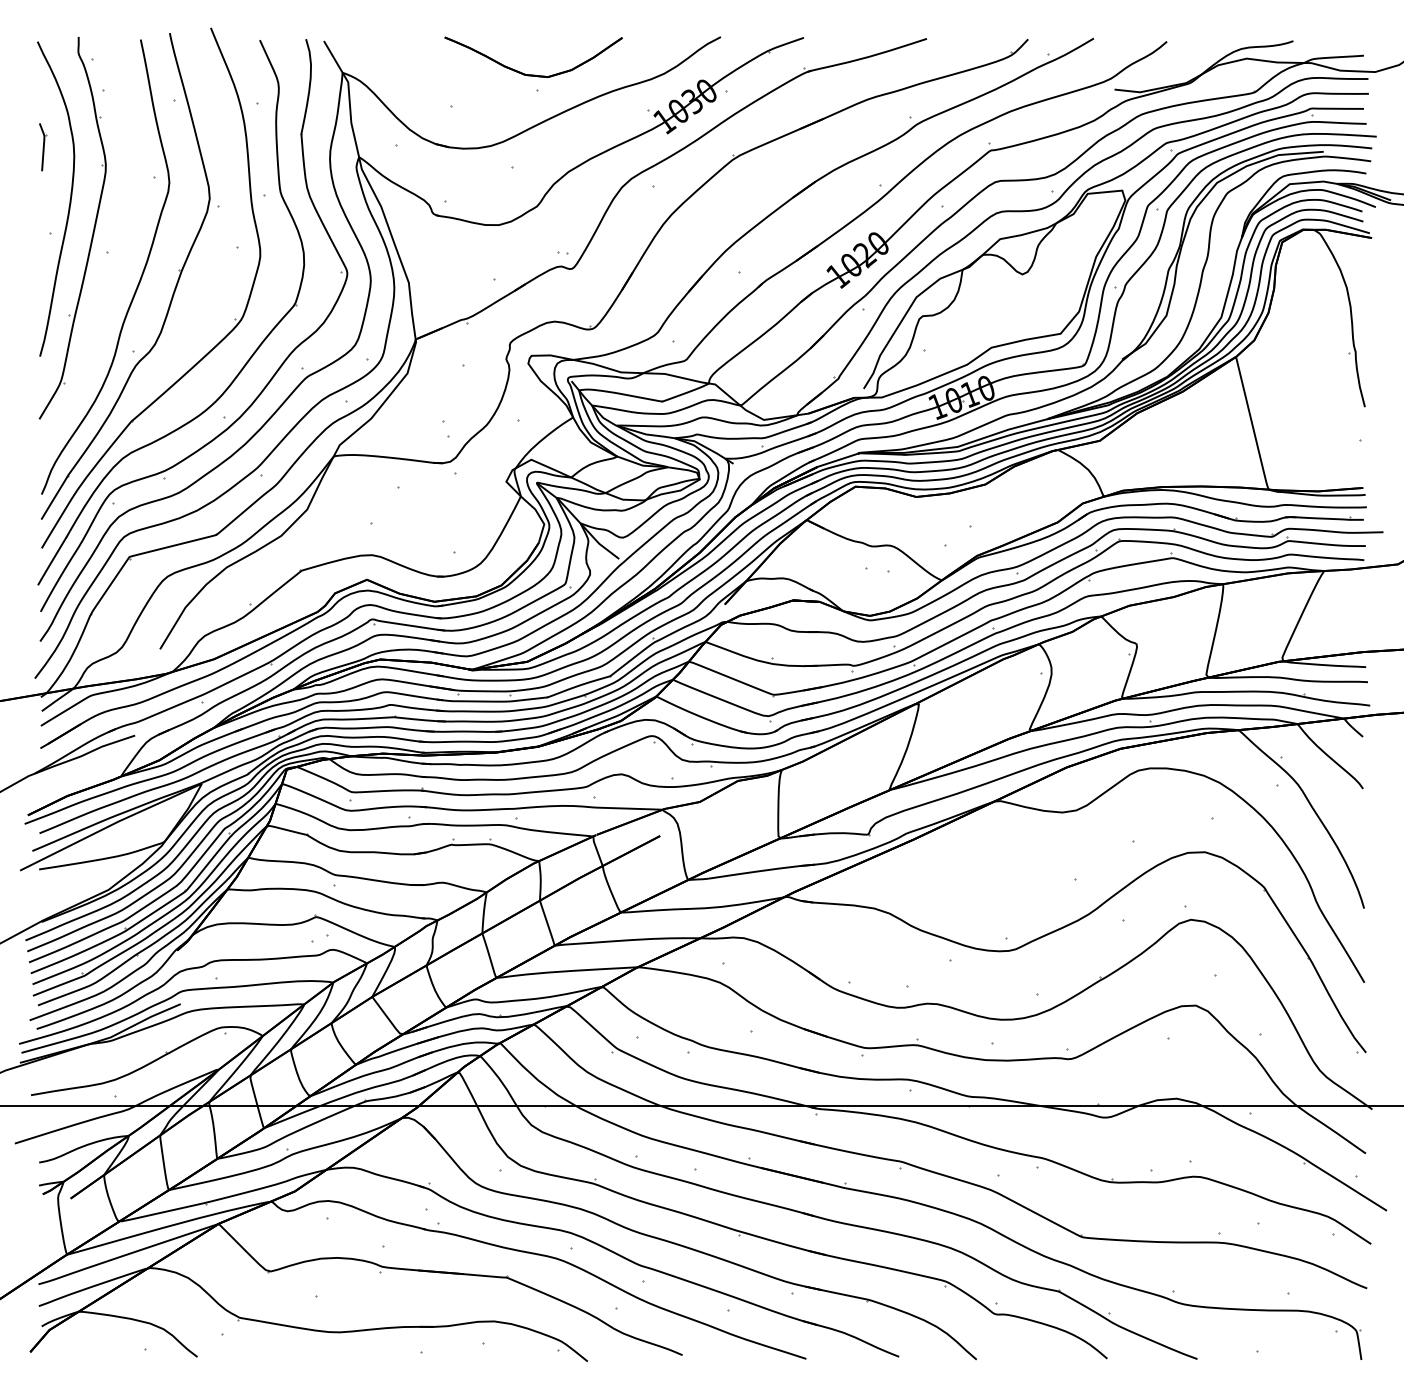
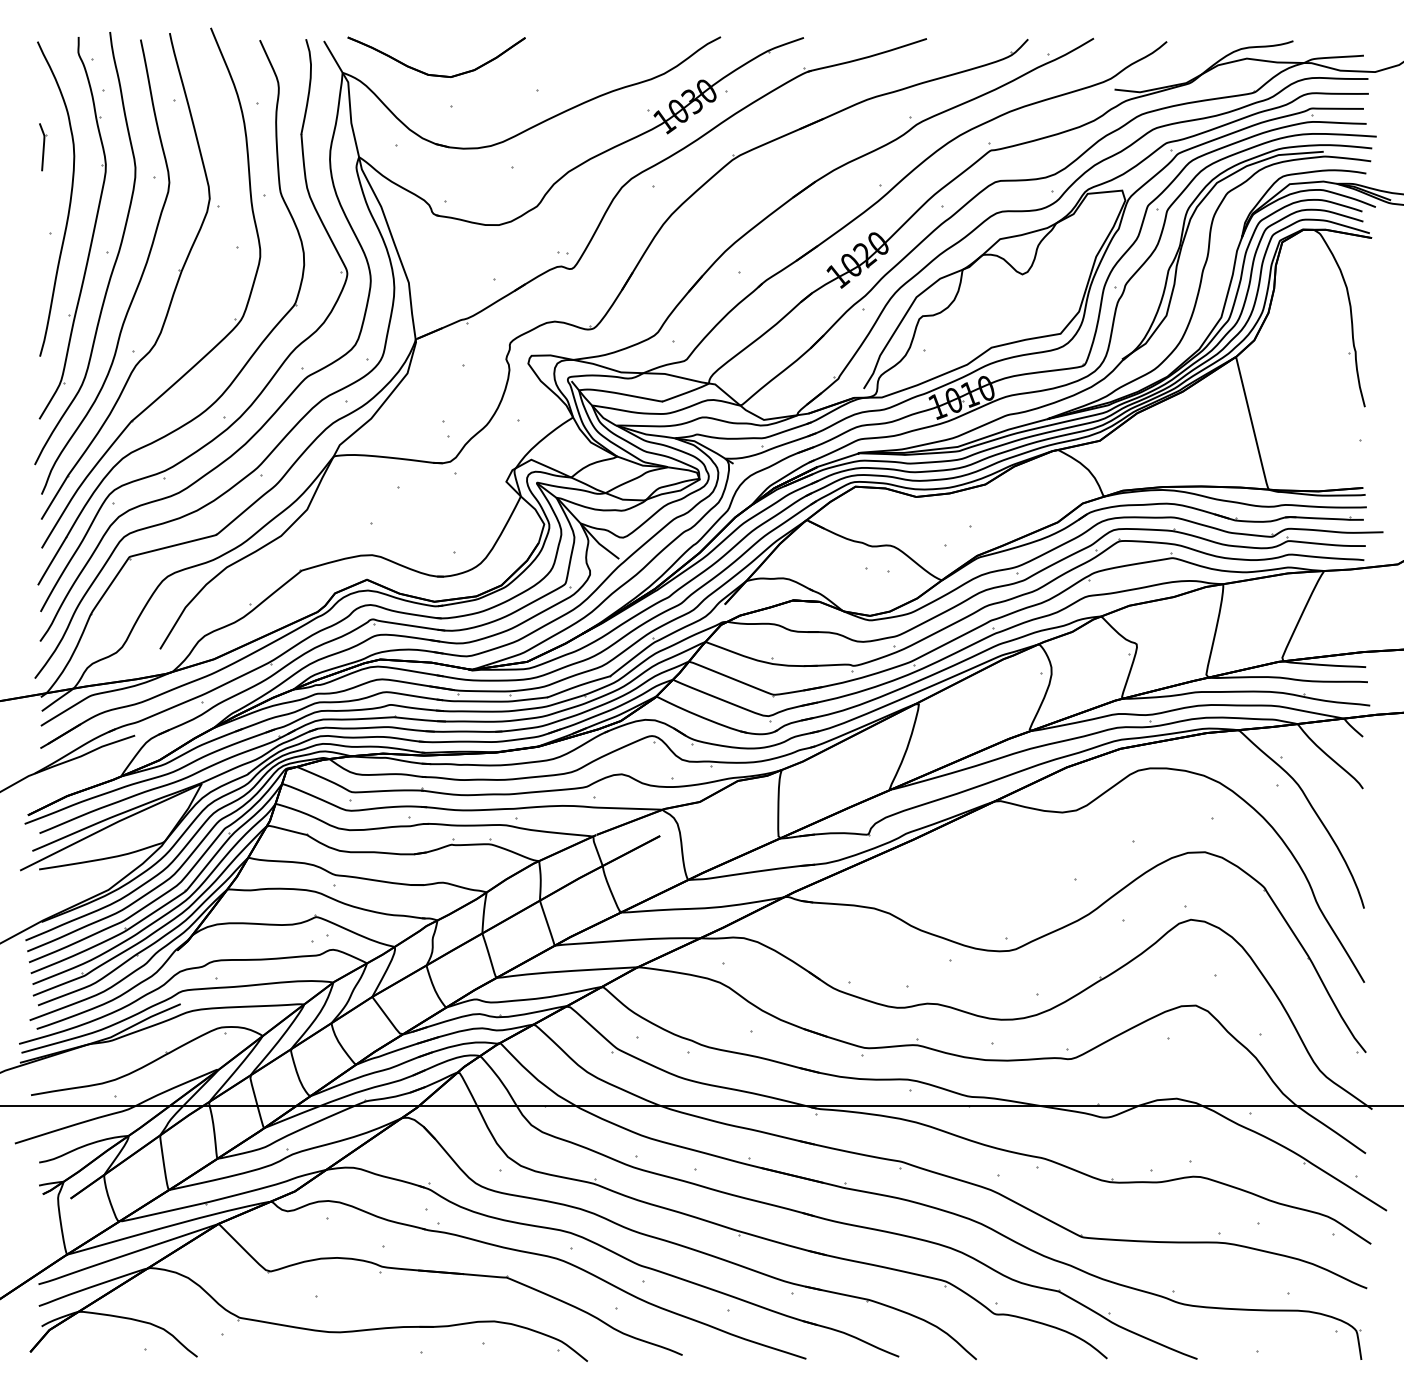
part position: (533, 74) -> (436, 74) (436, 74)
curve: none -> present (115, 258)
